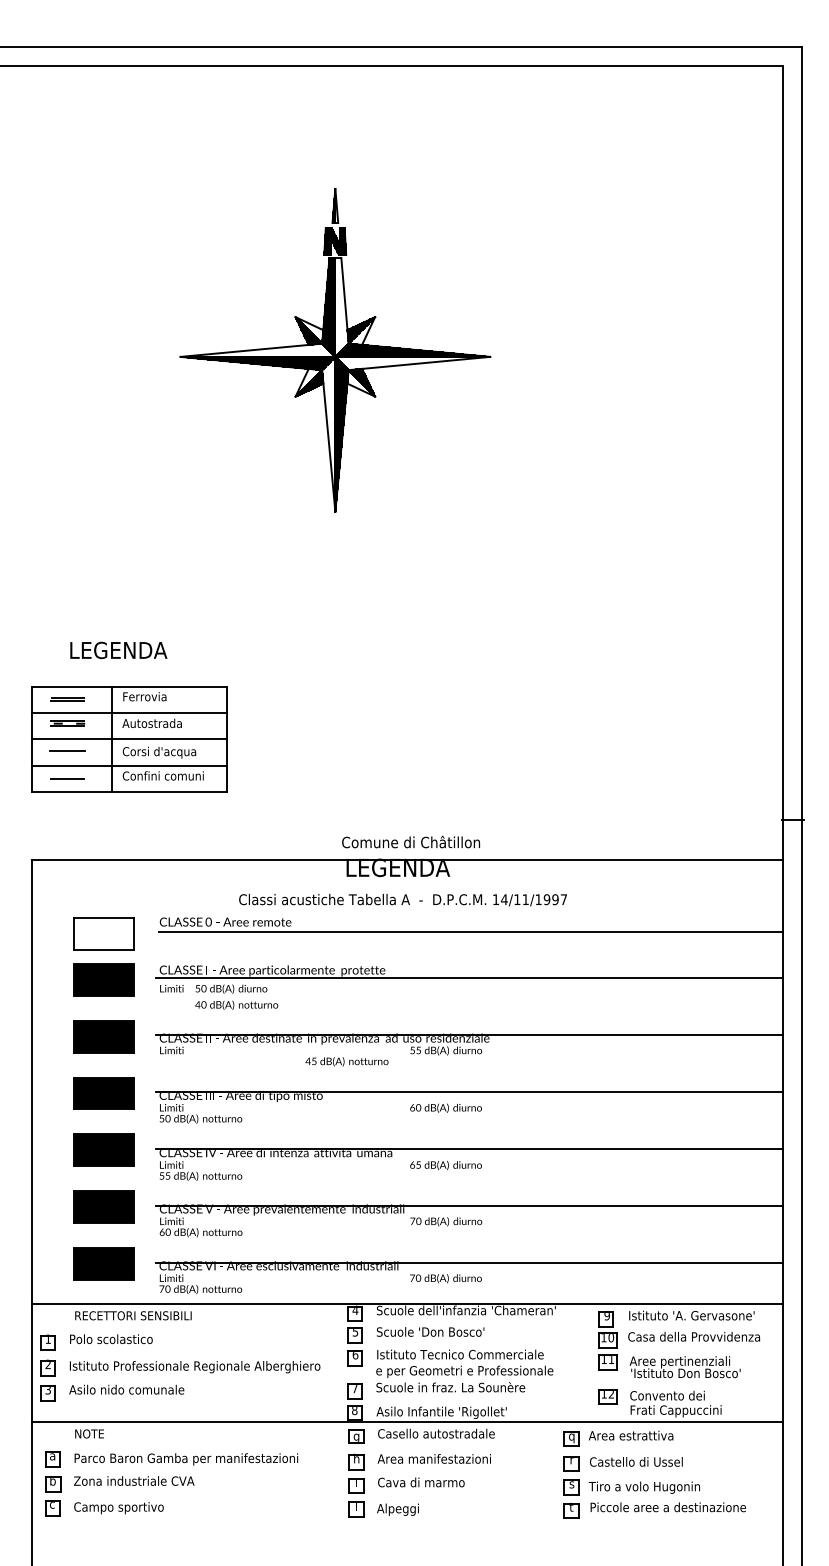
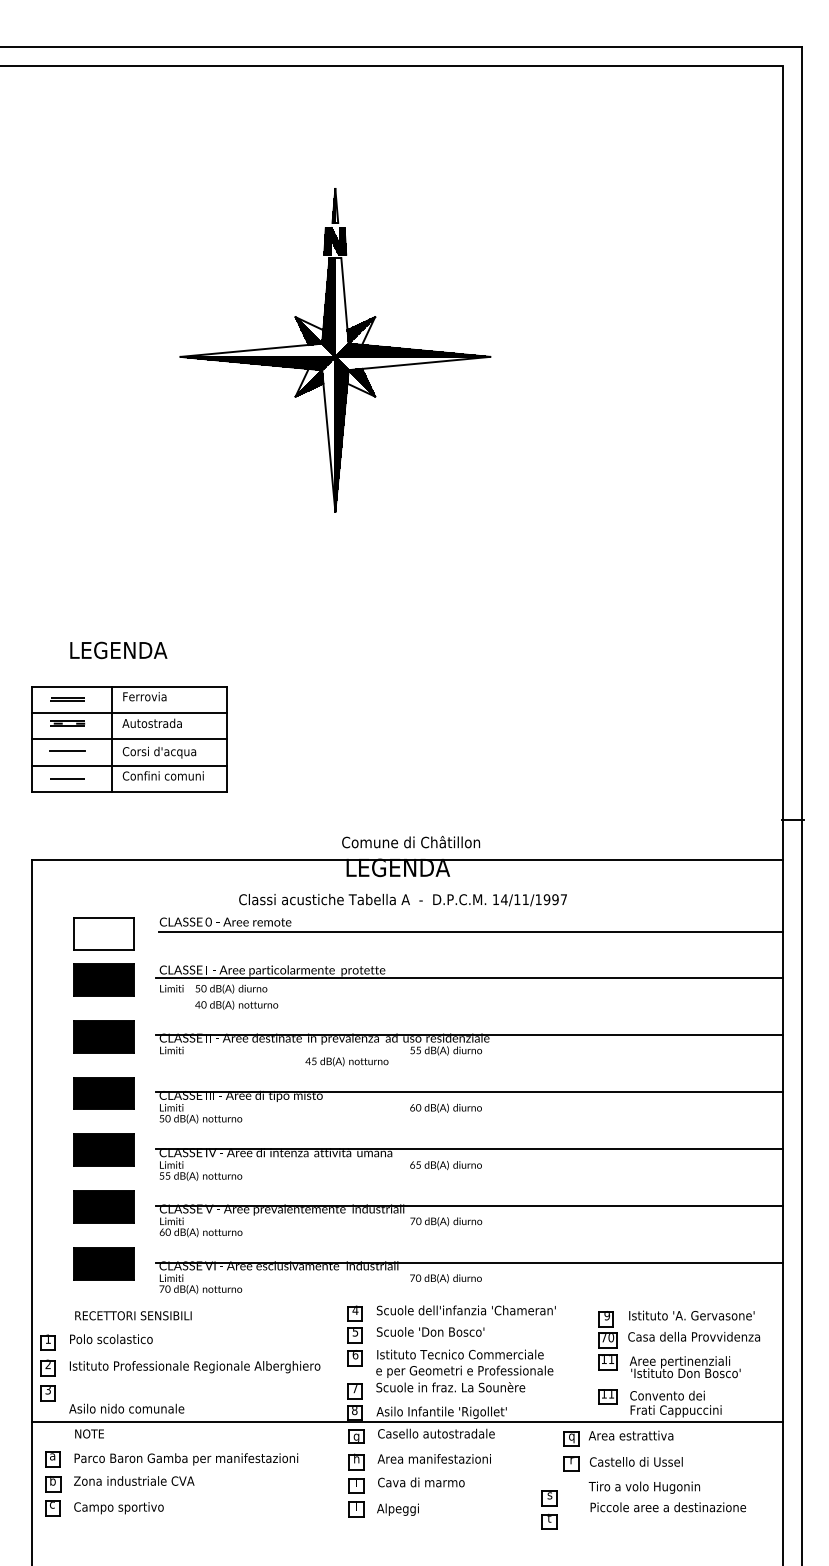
line: present -> none (407, 1303)
text: 10 -> 70 (603, 1338)
text position: (126, 1389) -> (126, 1408) (126, 1408)
text: 12 -> 11 (610, 1394)
part position: (571, 1498) -> (549, 1509) (549, 1509)
